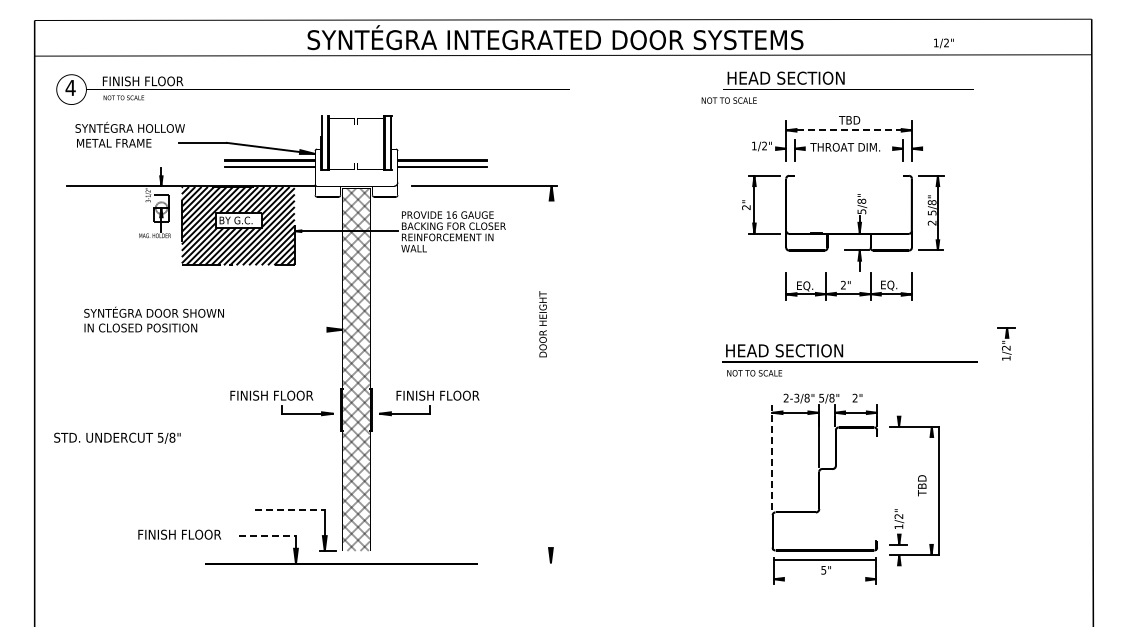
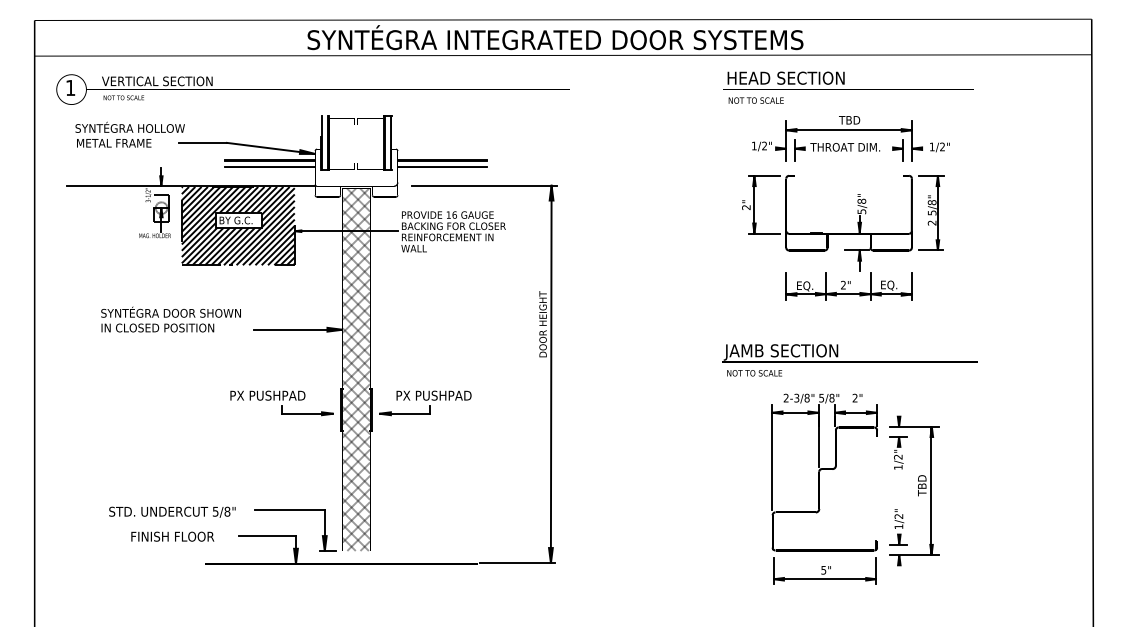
text position: (943, 43) -> (939, 147) (939, 147)
text: FINISH FLOOR -> VERTICAL SECTION (157, 81)
text: 4 -> 1 (70, 87)
text position: (728, 100) -> (755, 100) (755, 100)
line: dashed -> solid (849, 130)
text position: (153, 319) -> (170, 319) (170, 319)
line: none -> present (290, 329)
part position: (1006, 343) -> (898, 452) (898, 452)
text: HEAD SECTION -> JAMB SECTION (783, 352)
line: none -> present (550, 366)
text: FINISH FLOOR -> PX PUSHPAD (272, 395)
text: FINISH FLOOR -> PX PUSHPAD (438, 395)
text position: (117, 437) -> (172, 511) (172, 511)
line: dashed -> solid (772, 457)
line position: (939, 490) -> (931, 490) (931, 490)
line: dashed -> solid (290, 510)
text position: (179, 534) -> (172, 536) (172, 536)
line: dashed -> solid (267, 536)
line position: (824, 560) -> (824, 579) (824, 579)
line: none -> present (517, 563)
